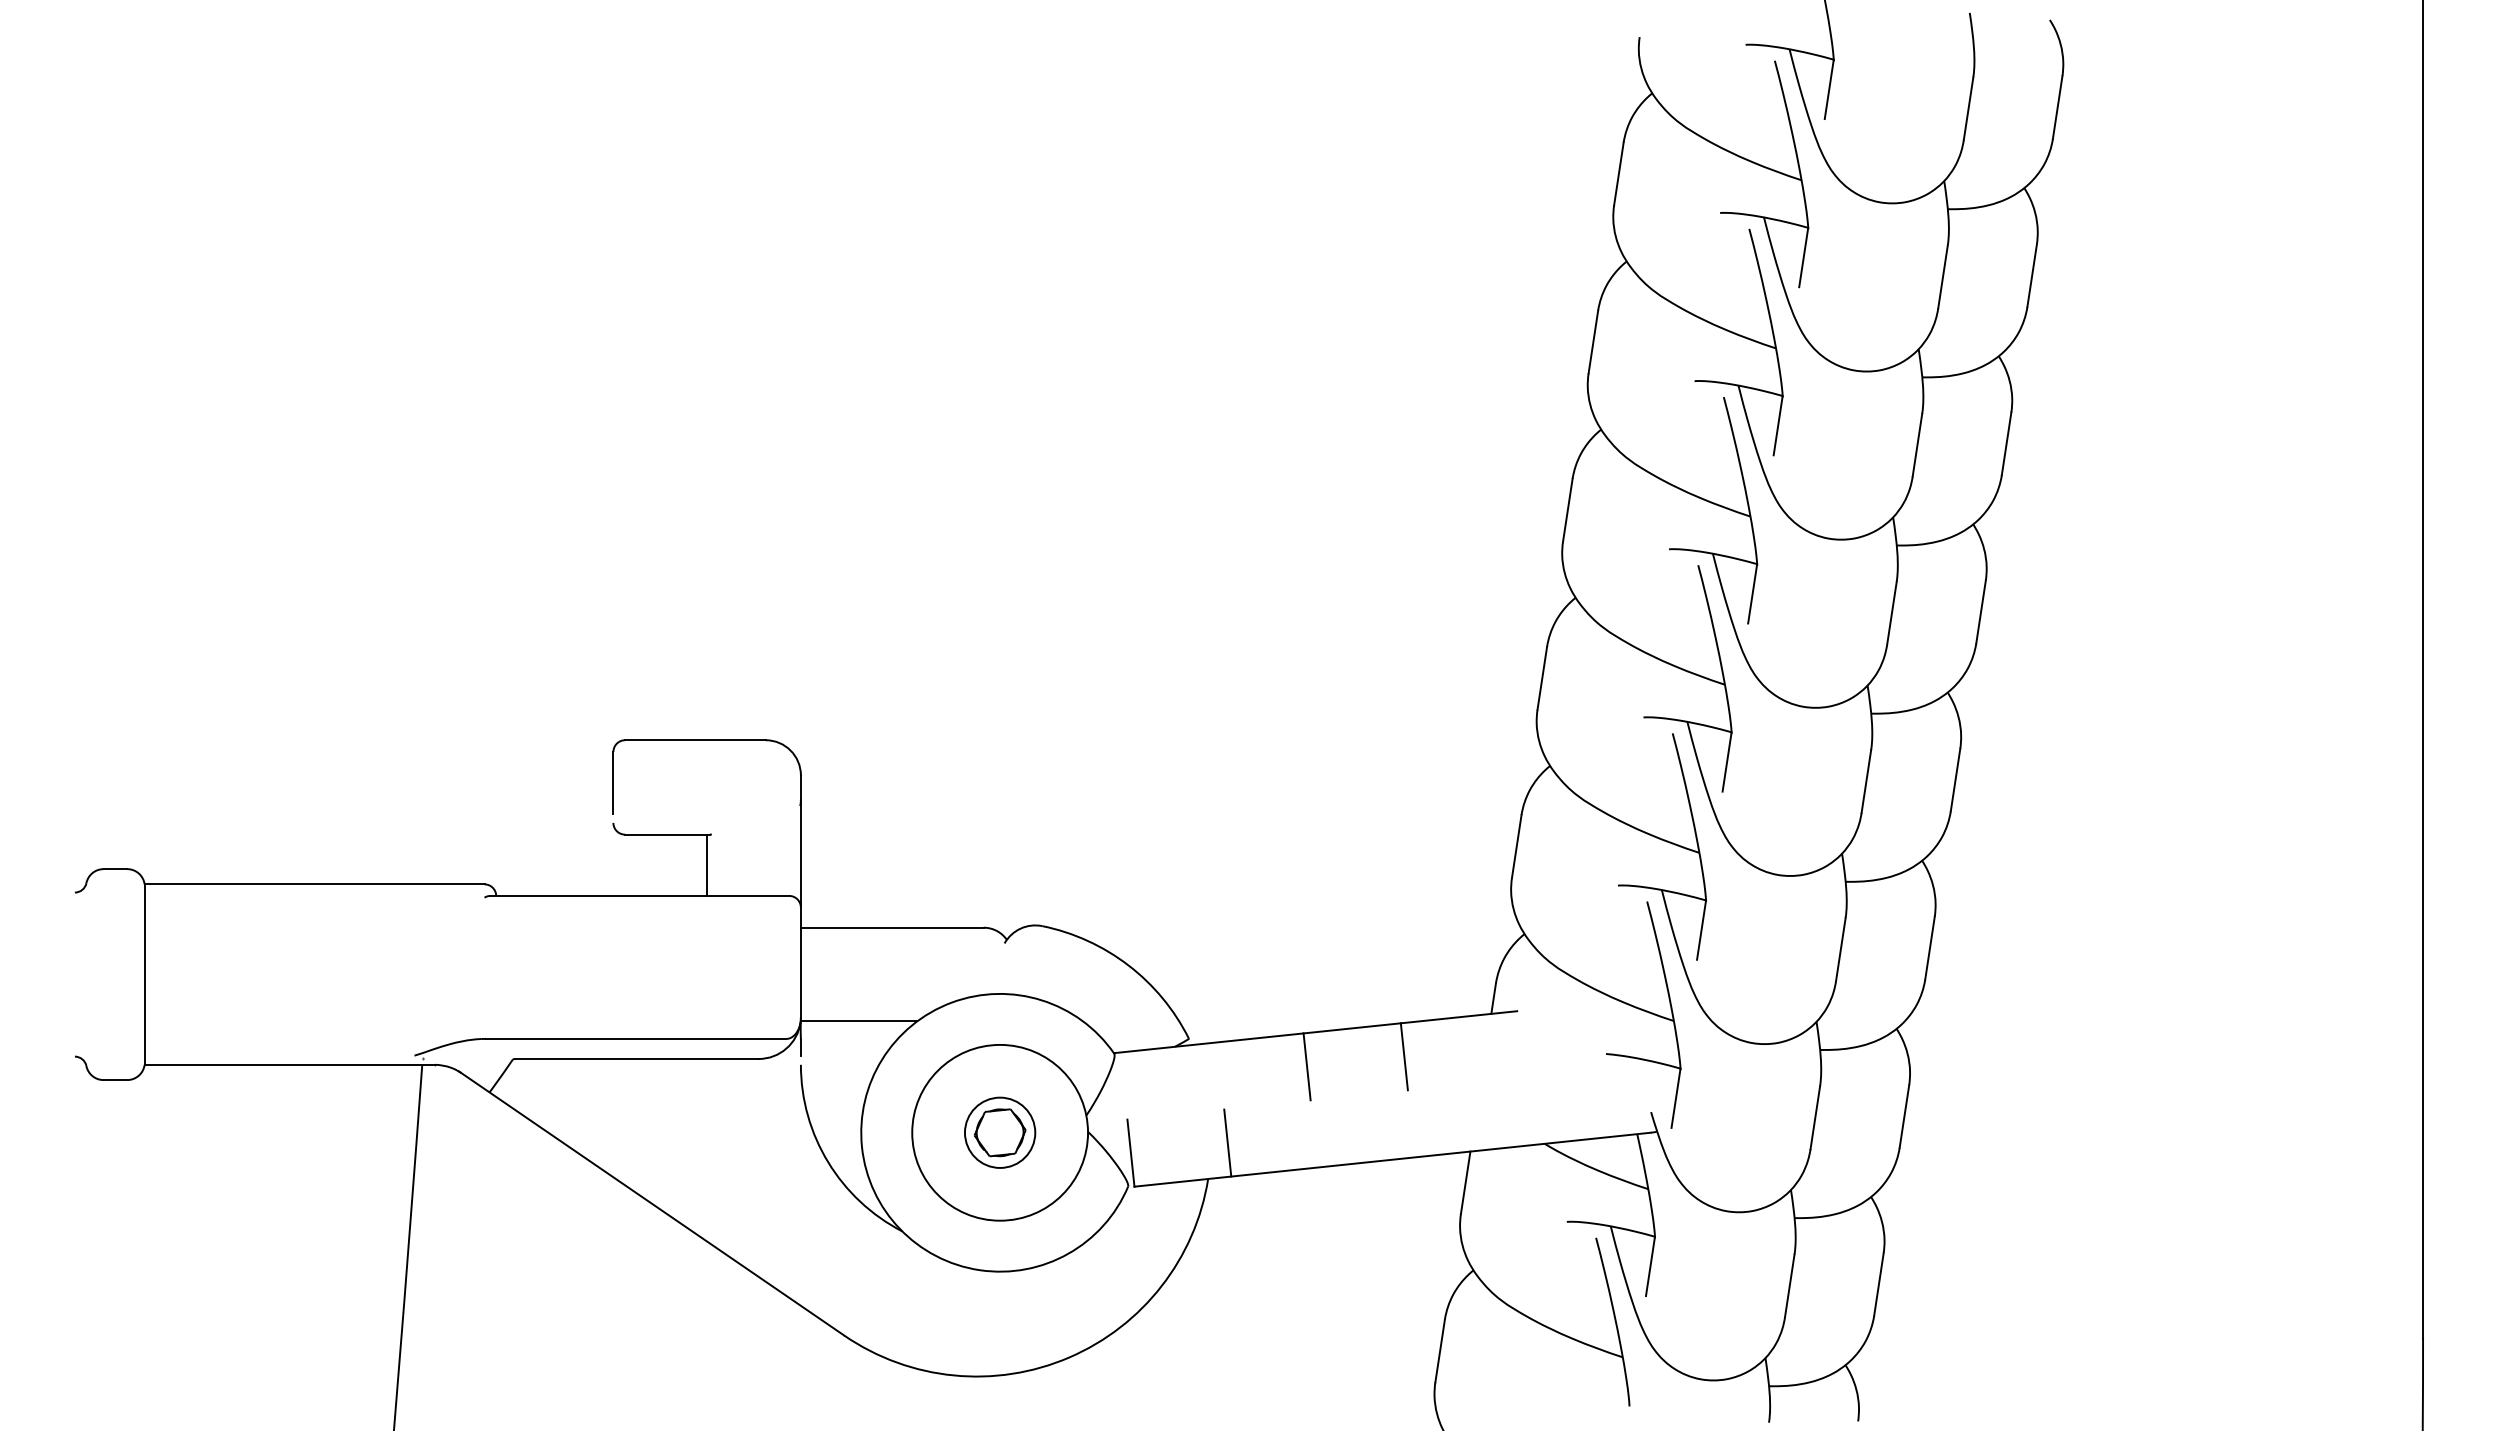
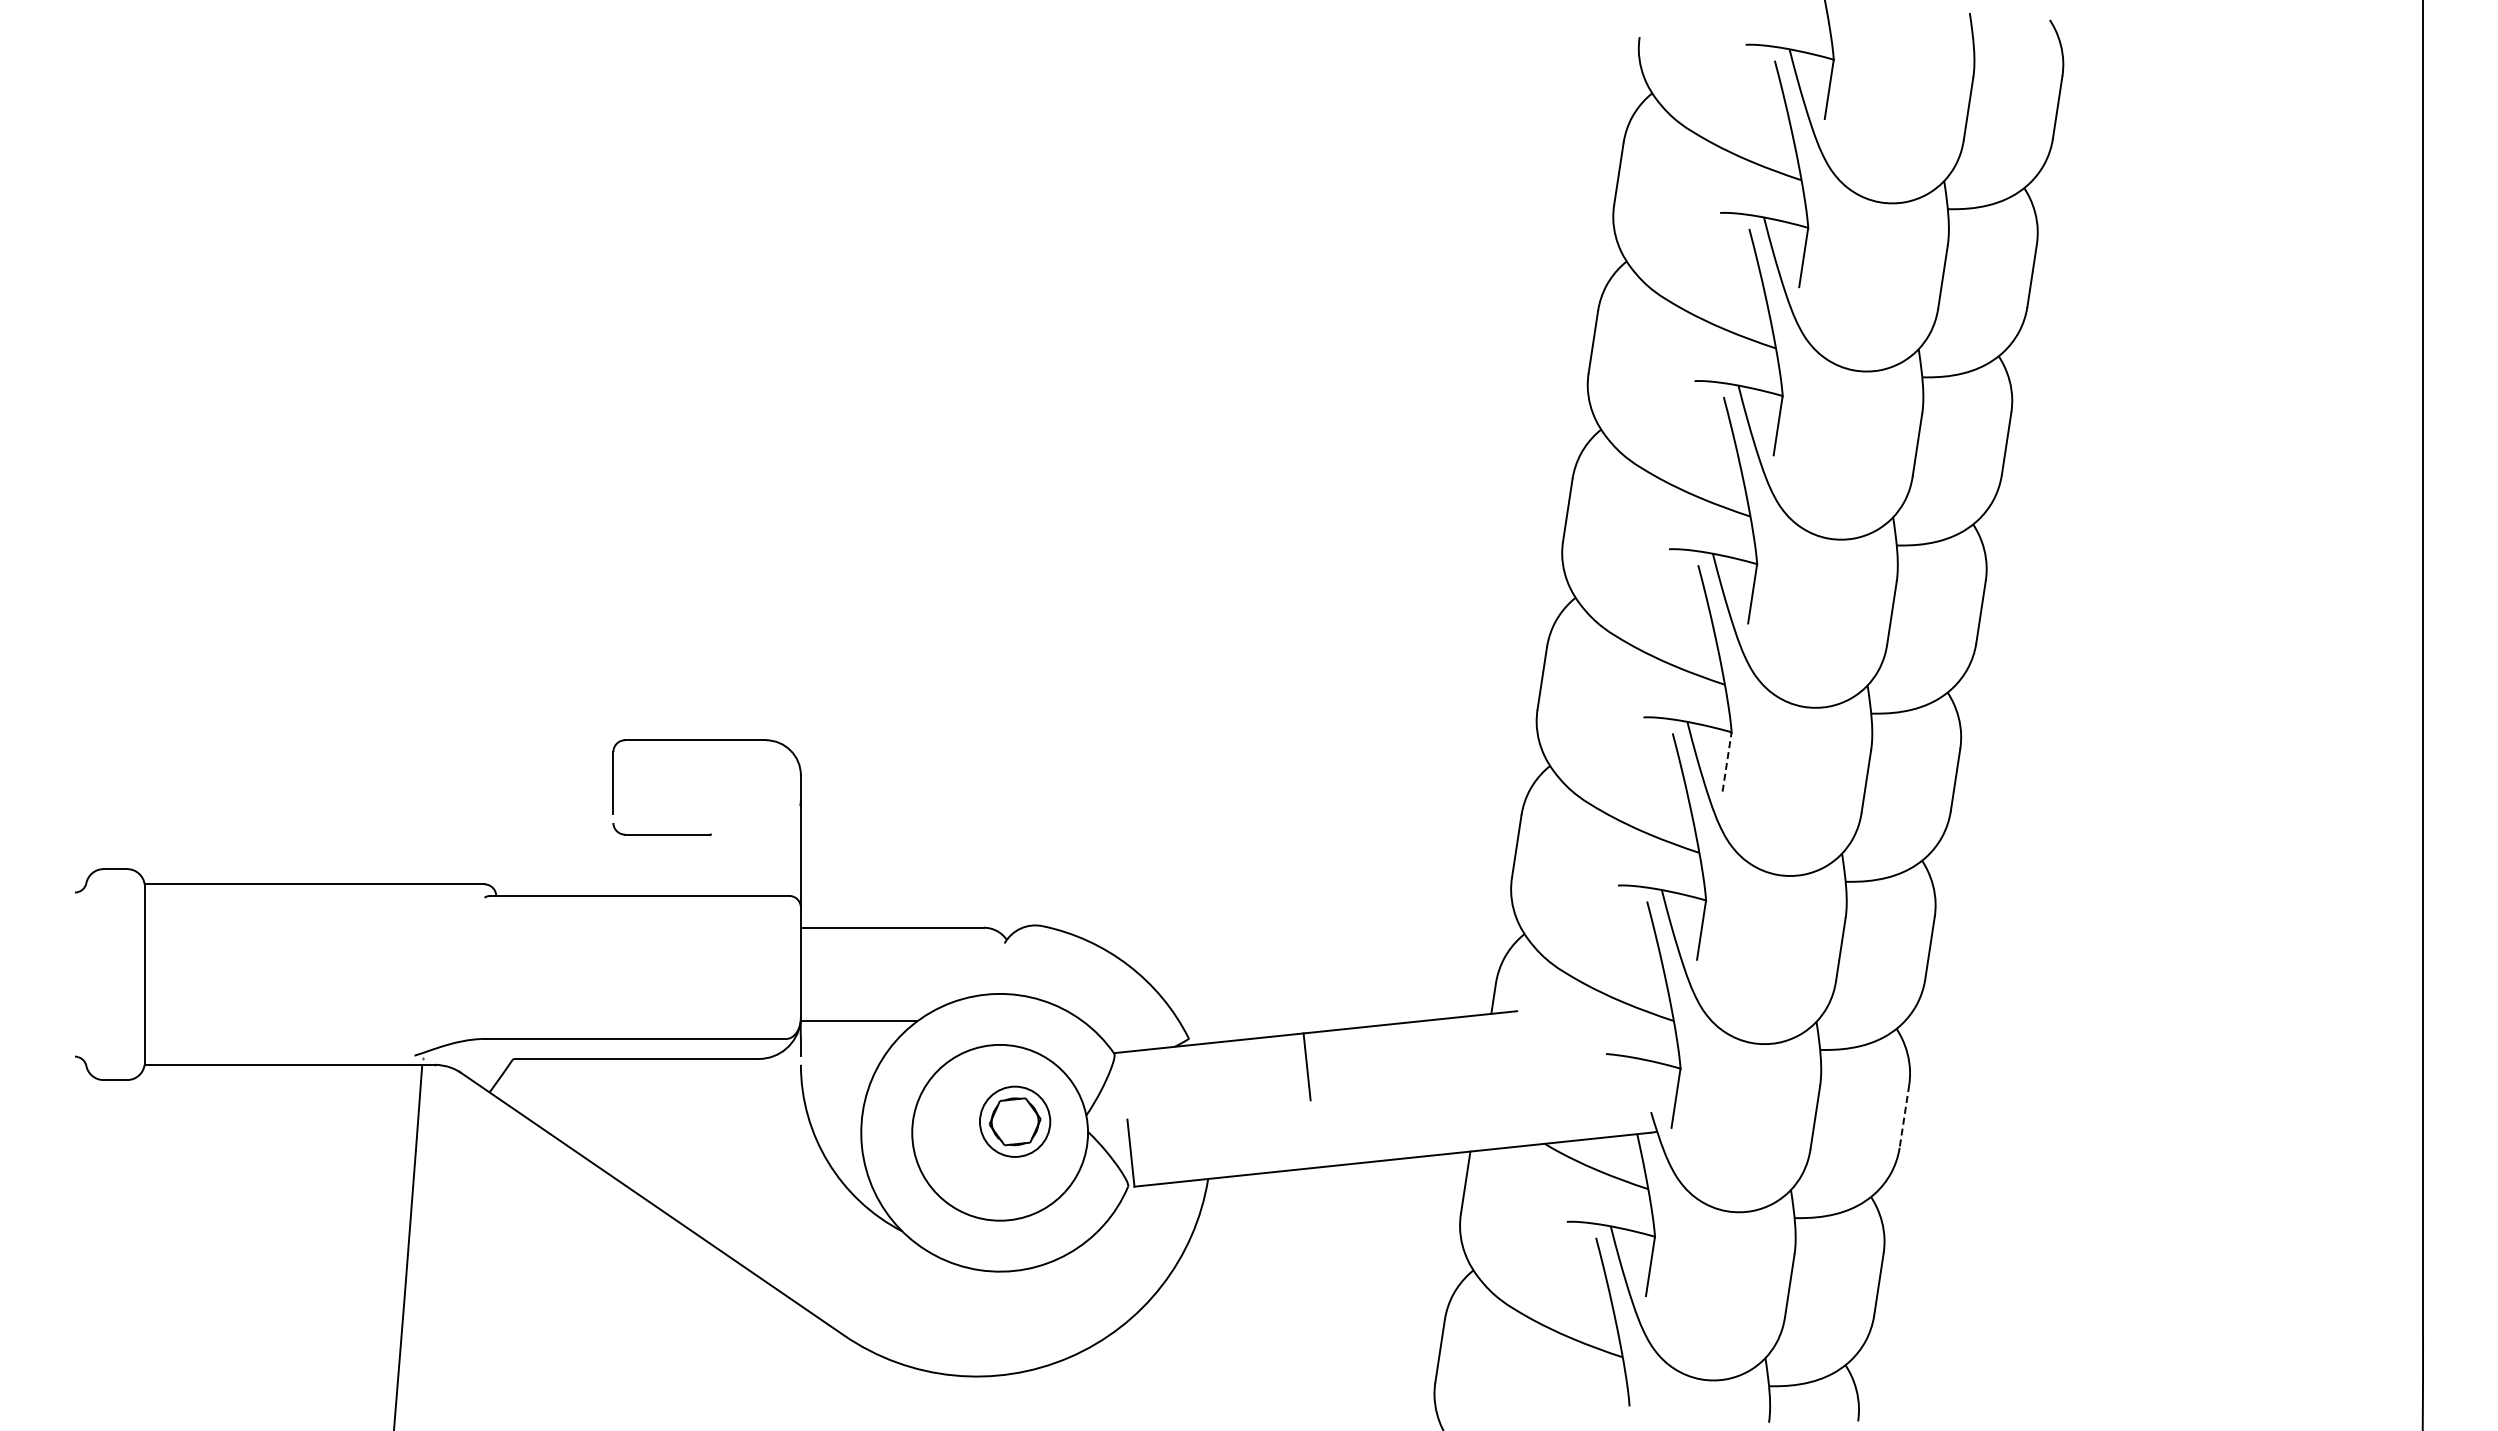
line: solid -> dashed (1727, 762)
line: present -> none (707, 864)
line: present -> none (1403, 1056)
line: solid -> dashed (1904, 1116)
part position: (1000, 1132) -> (1015, 1121) (1015, 1121)
line: present -> none (1227, 1142)
